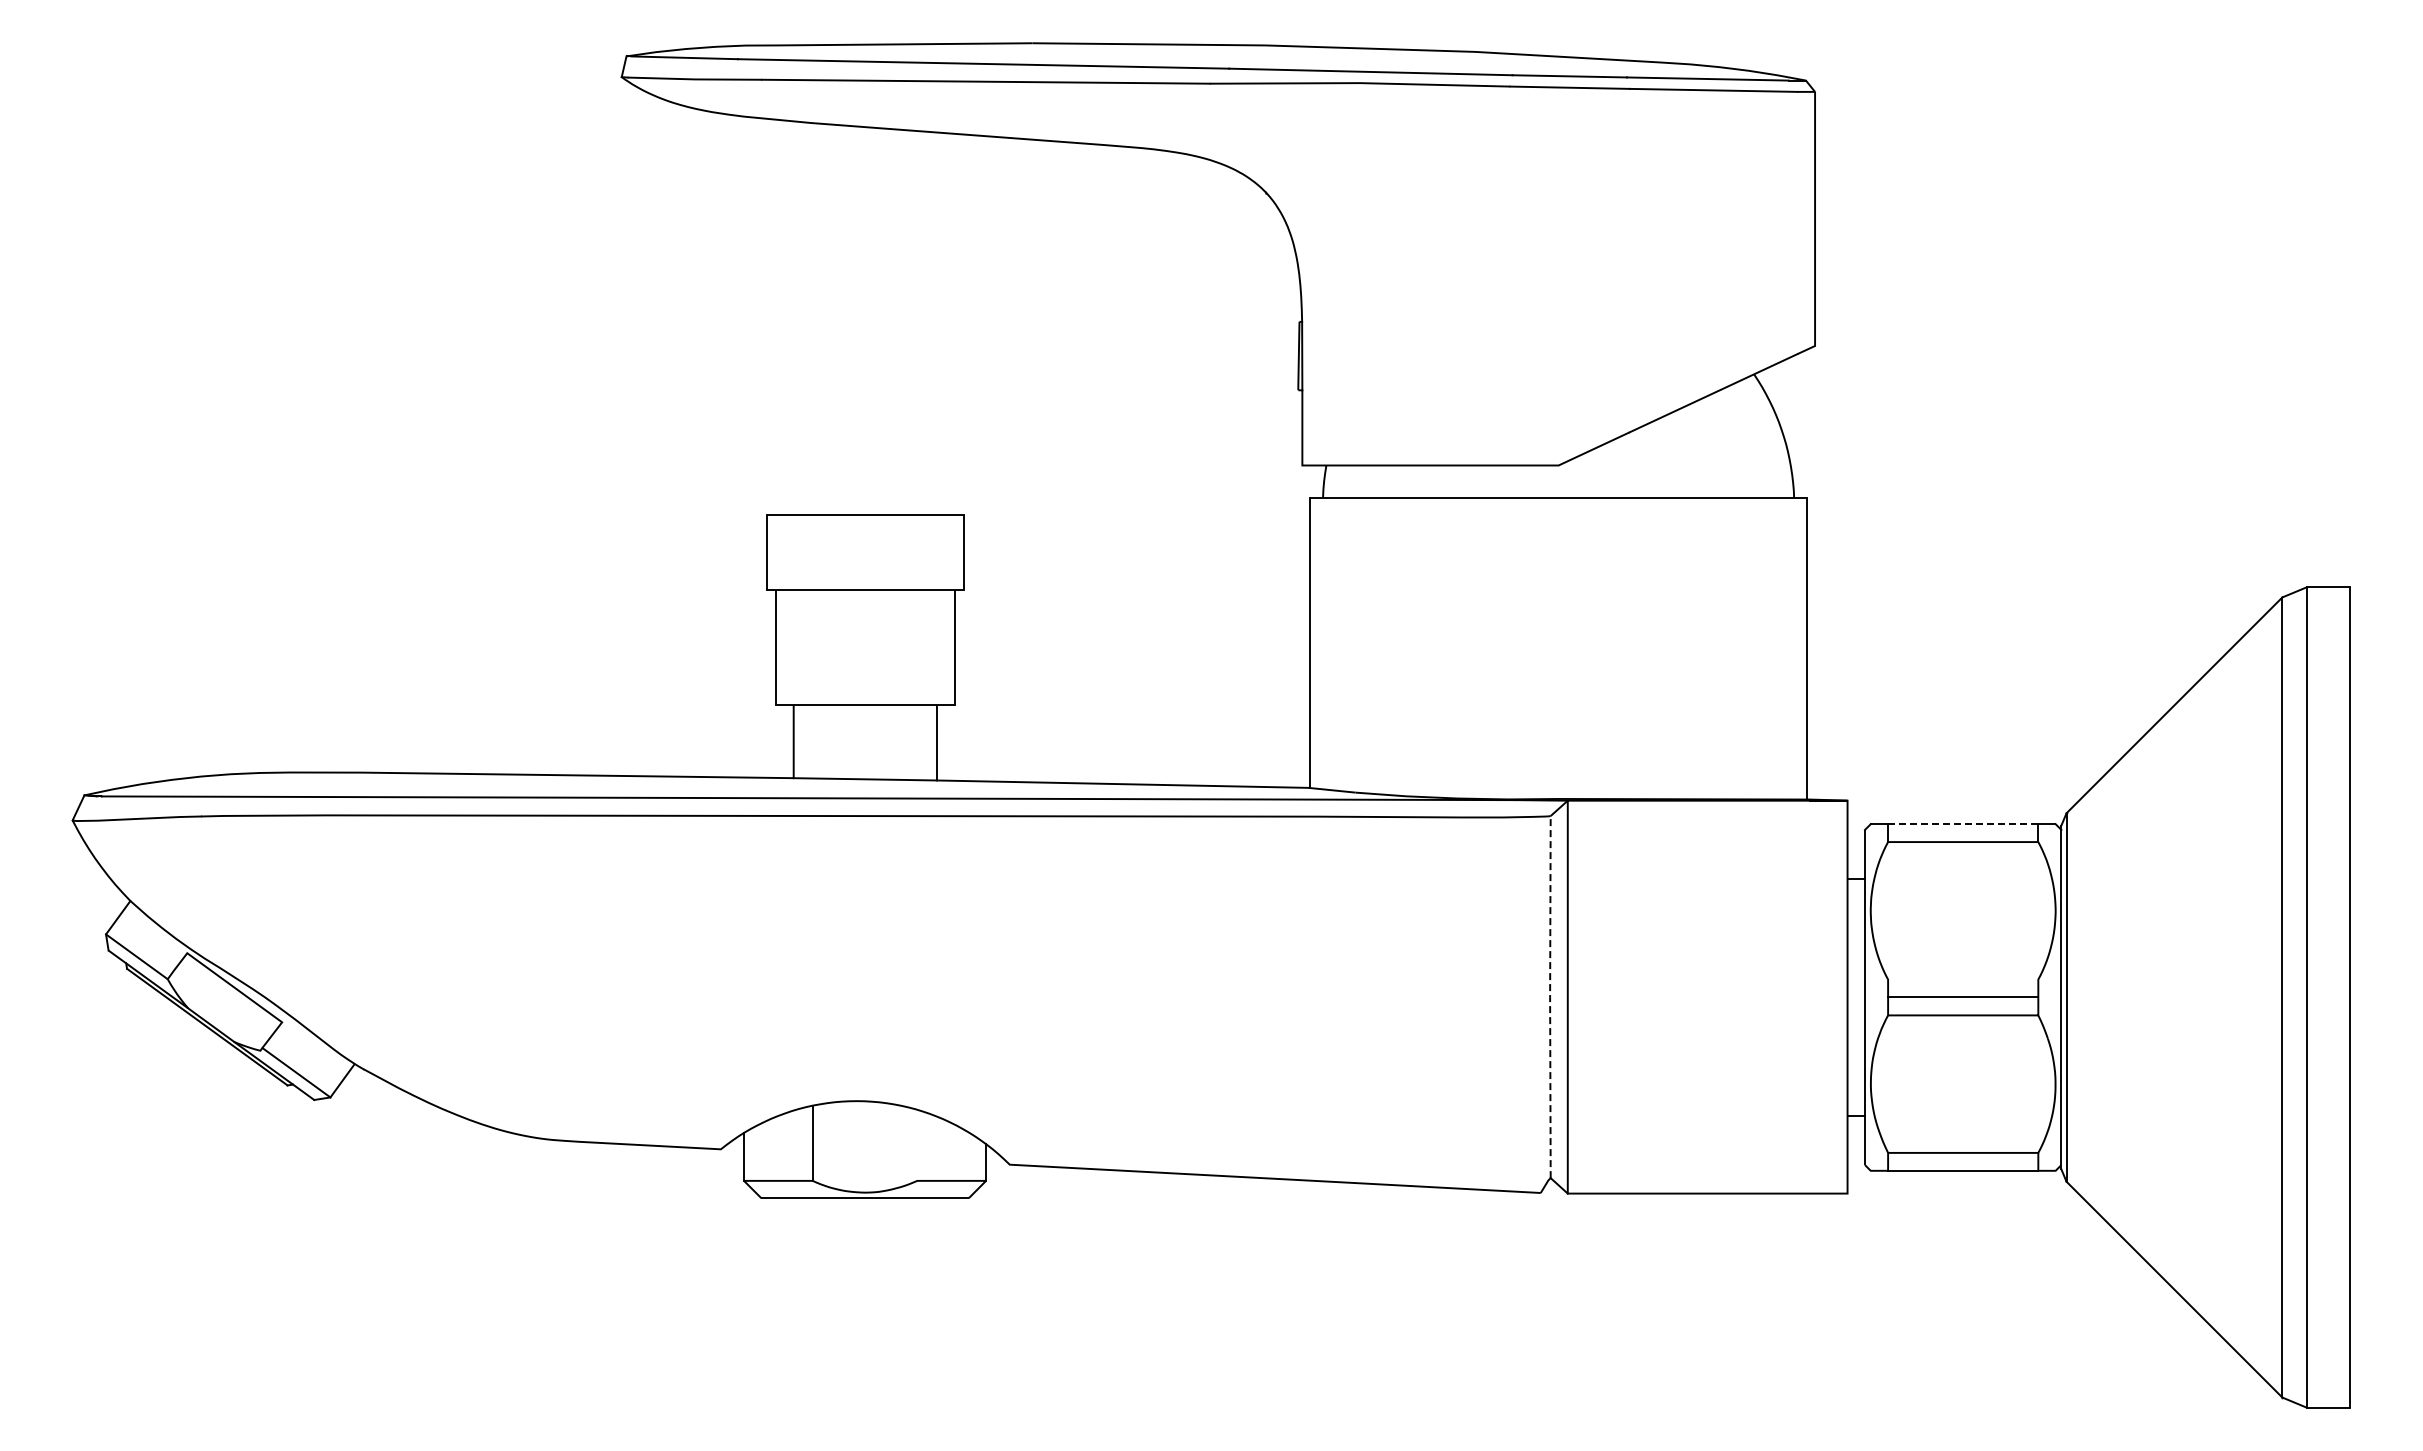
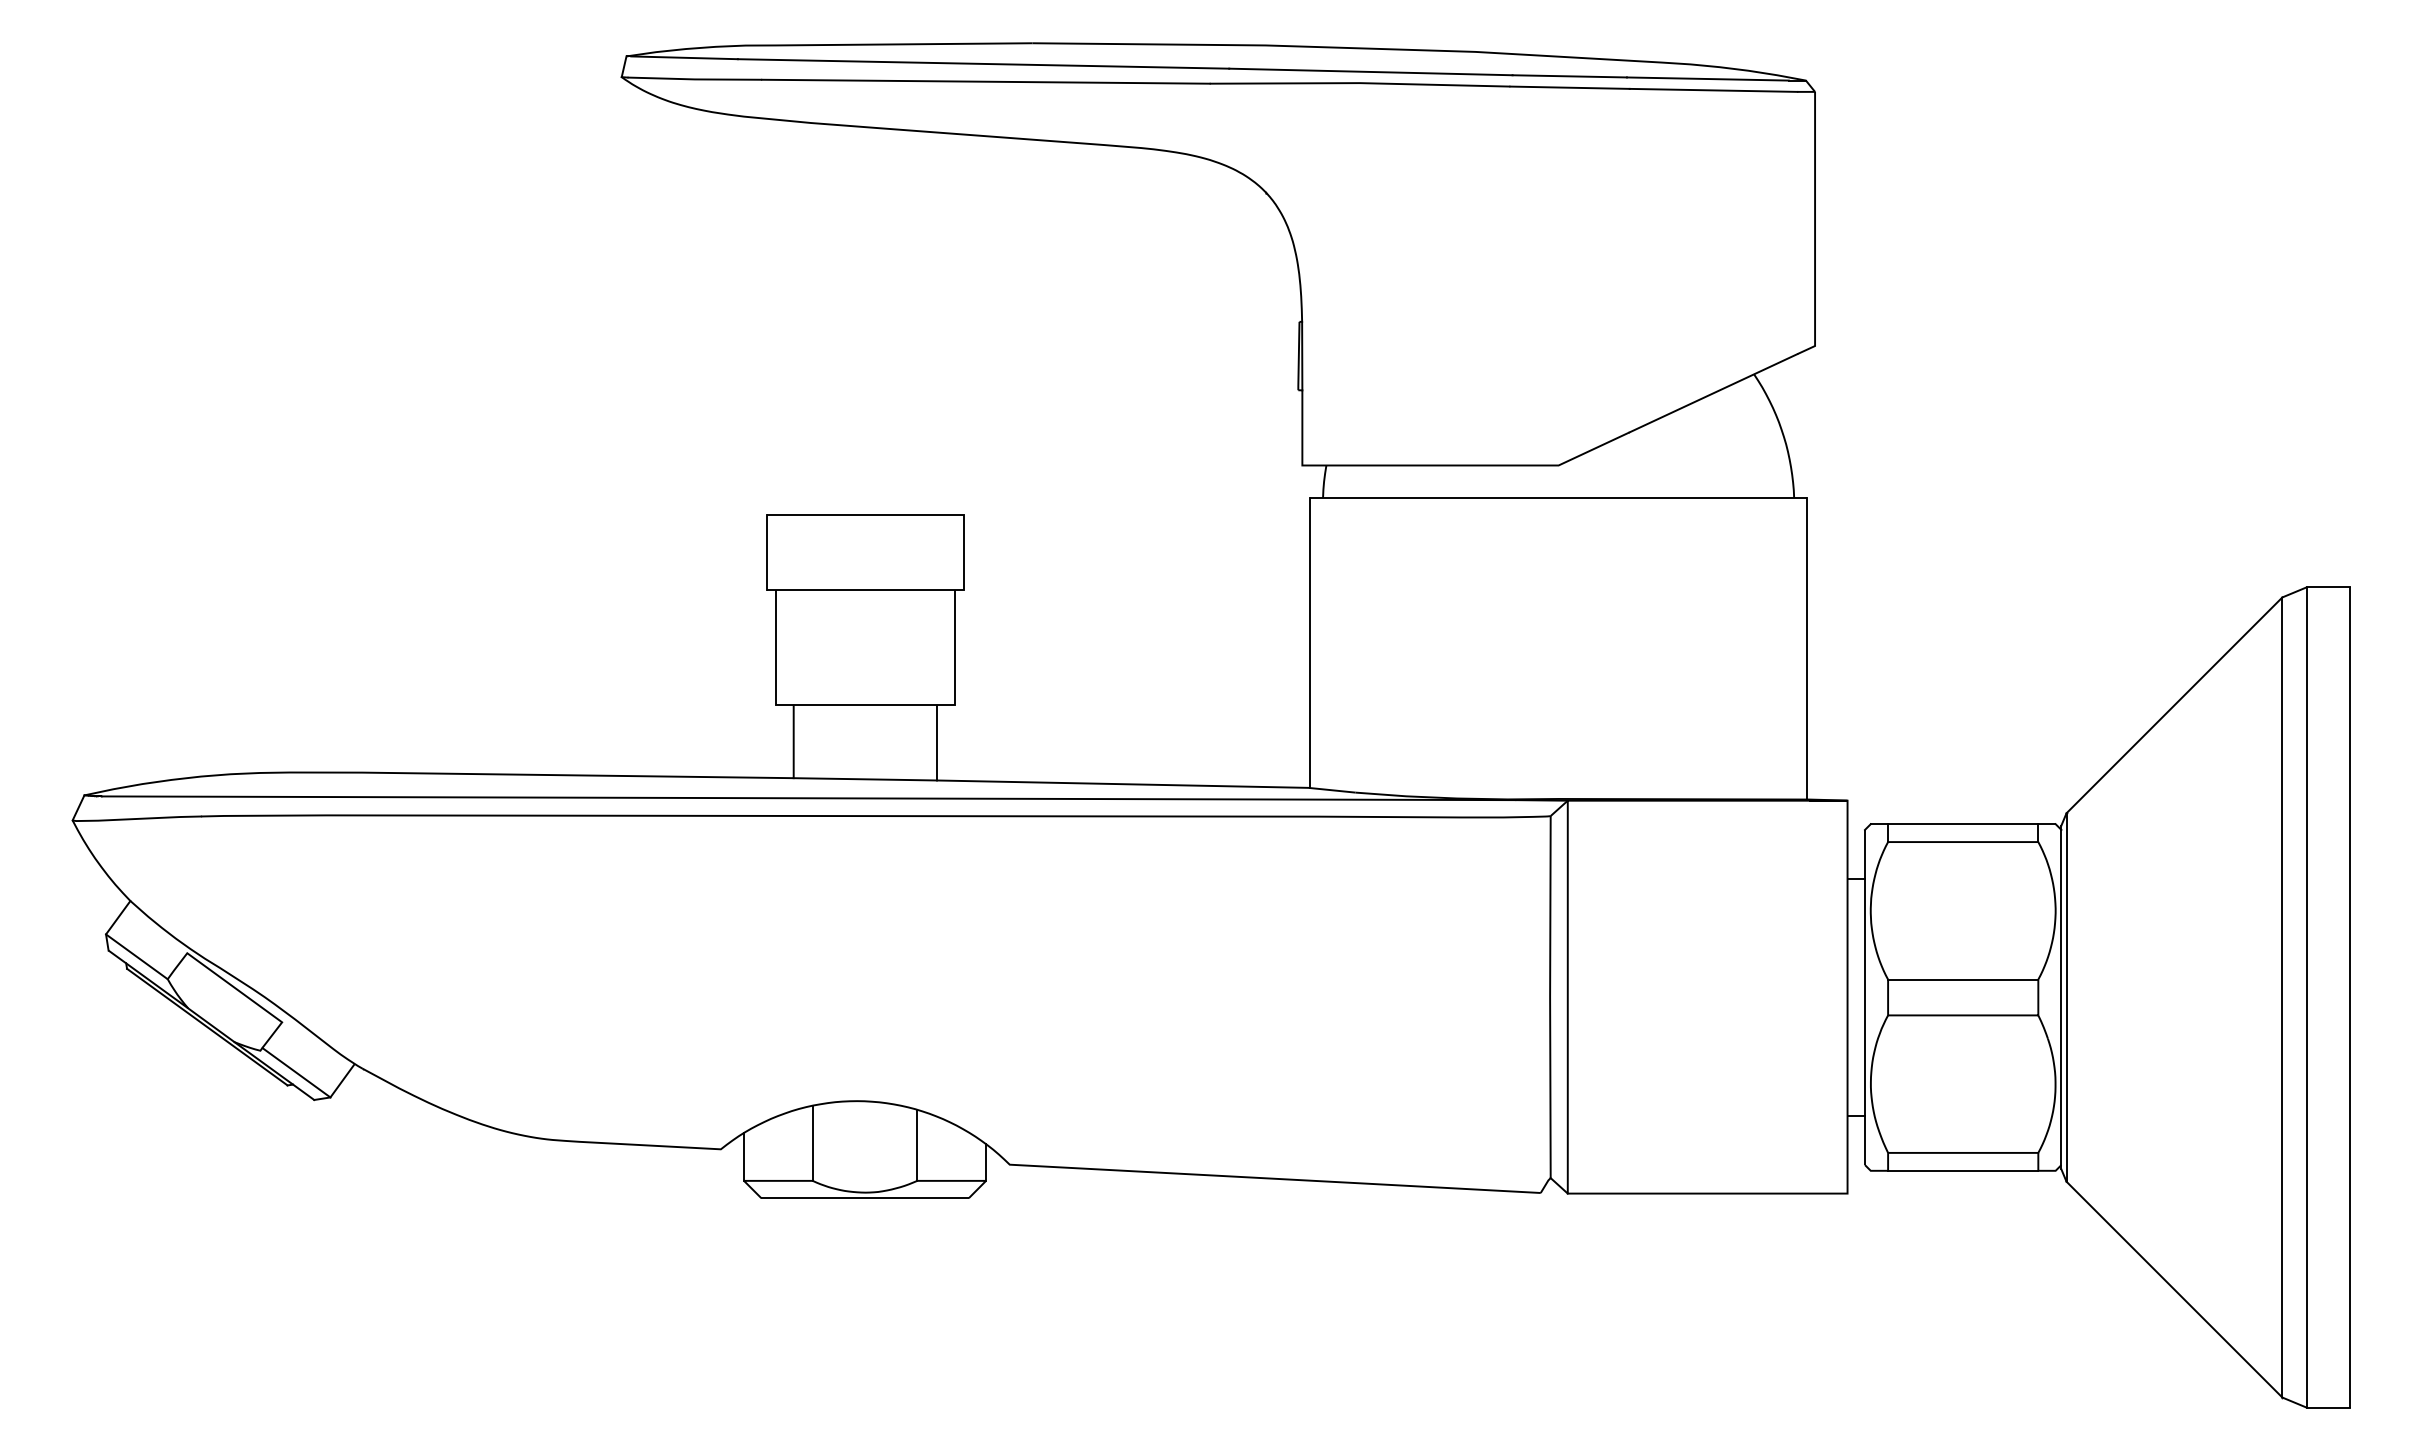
line: dashed -> solid (1962, 824)
line position: (1963, 996) -> (1963, 979) (1963, 979)
line: dashed -> solid (1550, 997)
line: none -> present (917, 1144)
